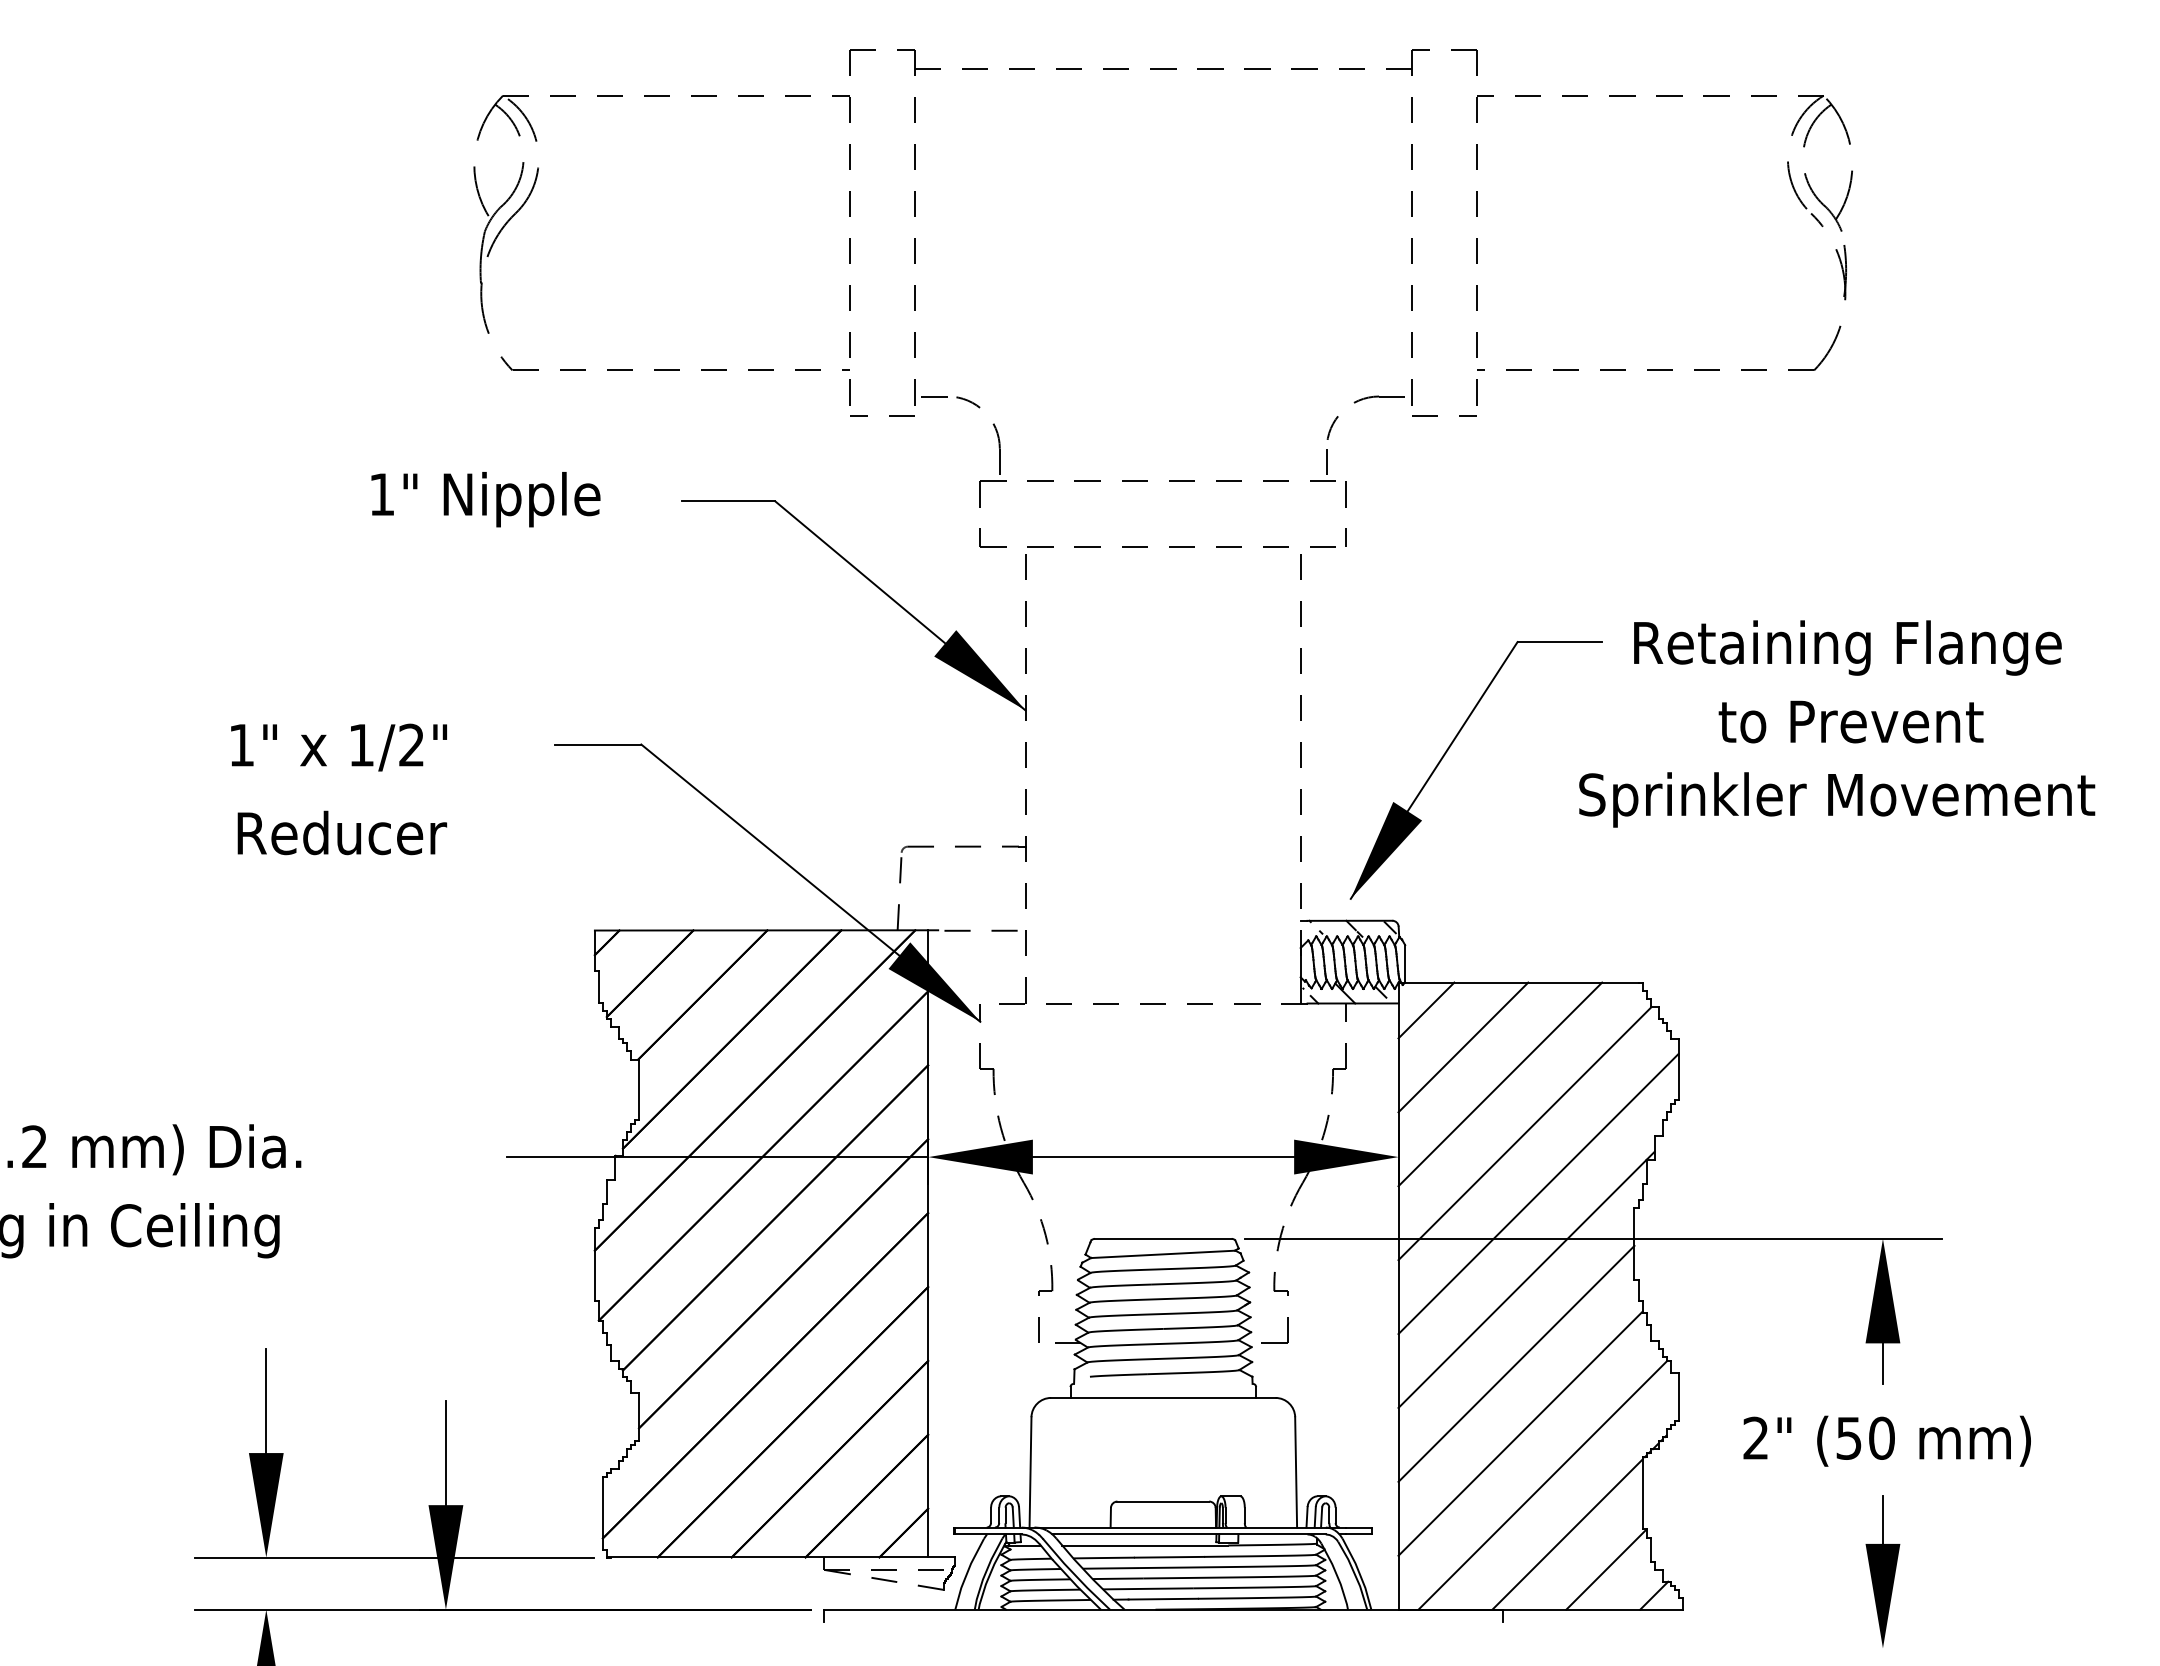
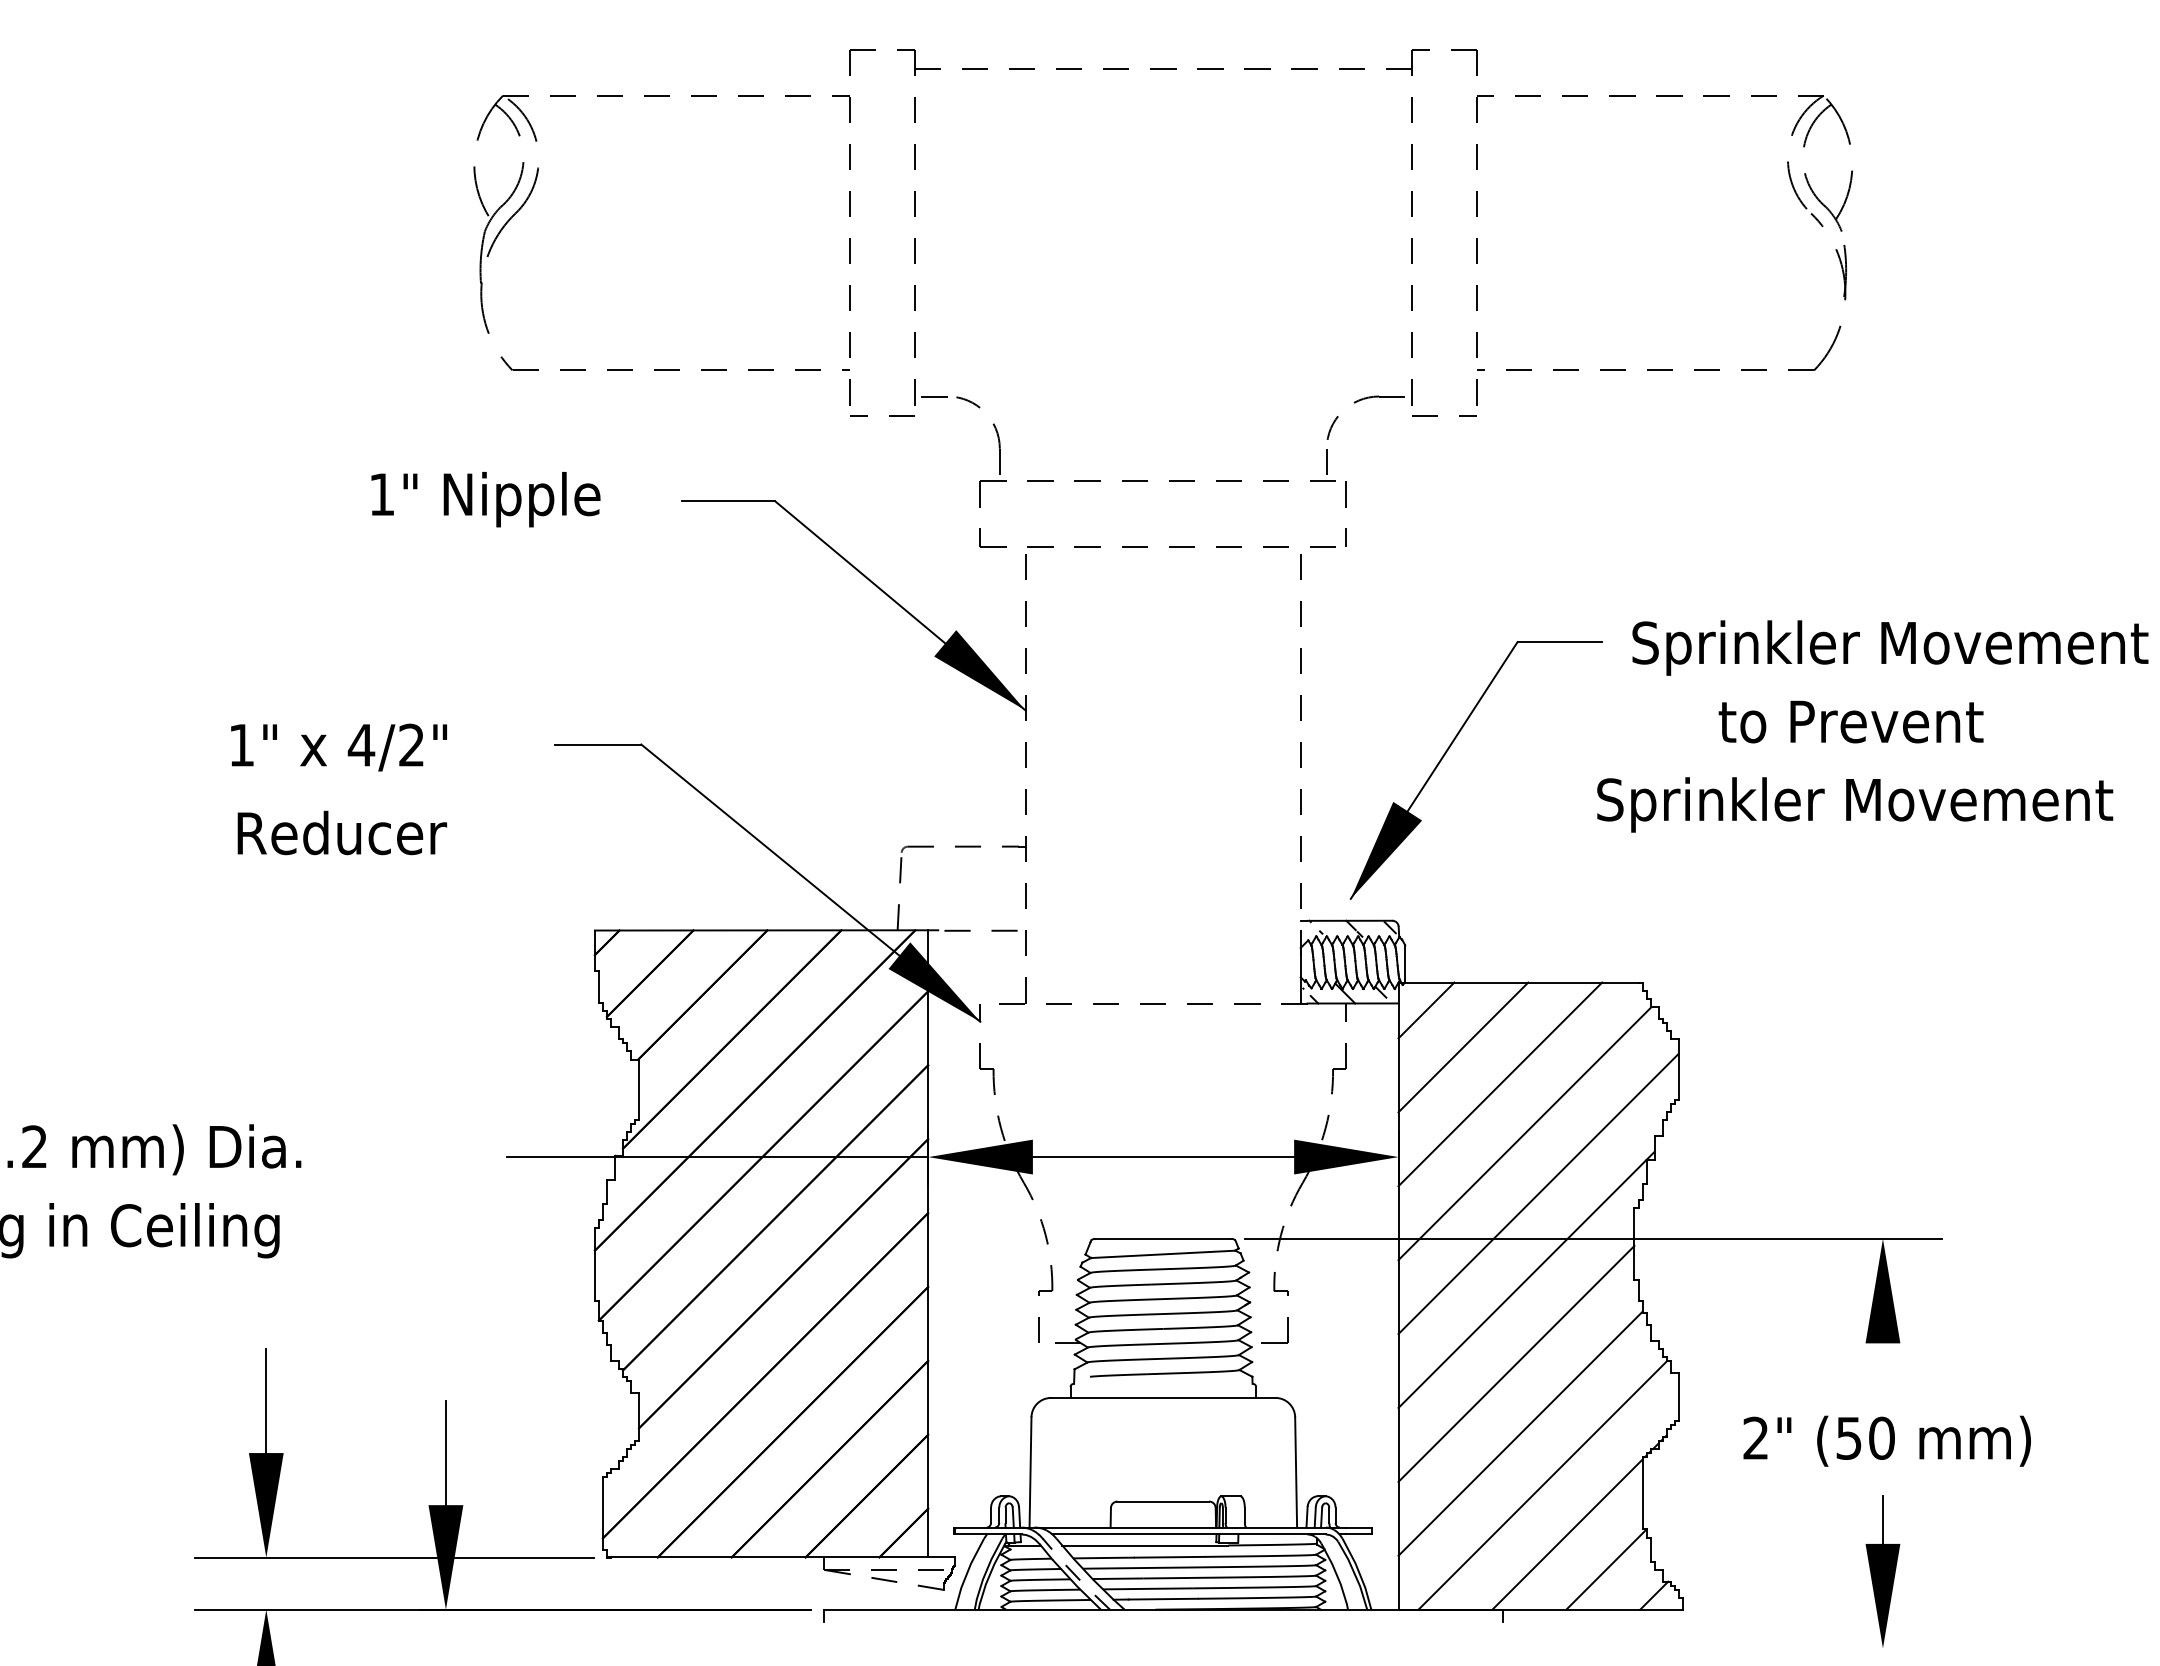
text: Retaining Flange -> Sprinkler Movement (1890, 647)
text: 1/2" -> 4/2" (361, 745)
text position: (1837, 799) -> (1855, 804) (1855, 804)
line: present -> none (1882, 1363)
line: solid -> dashed (1075, 1575)
